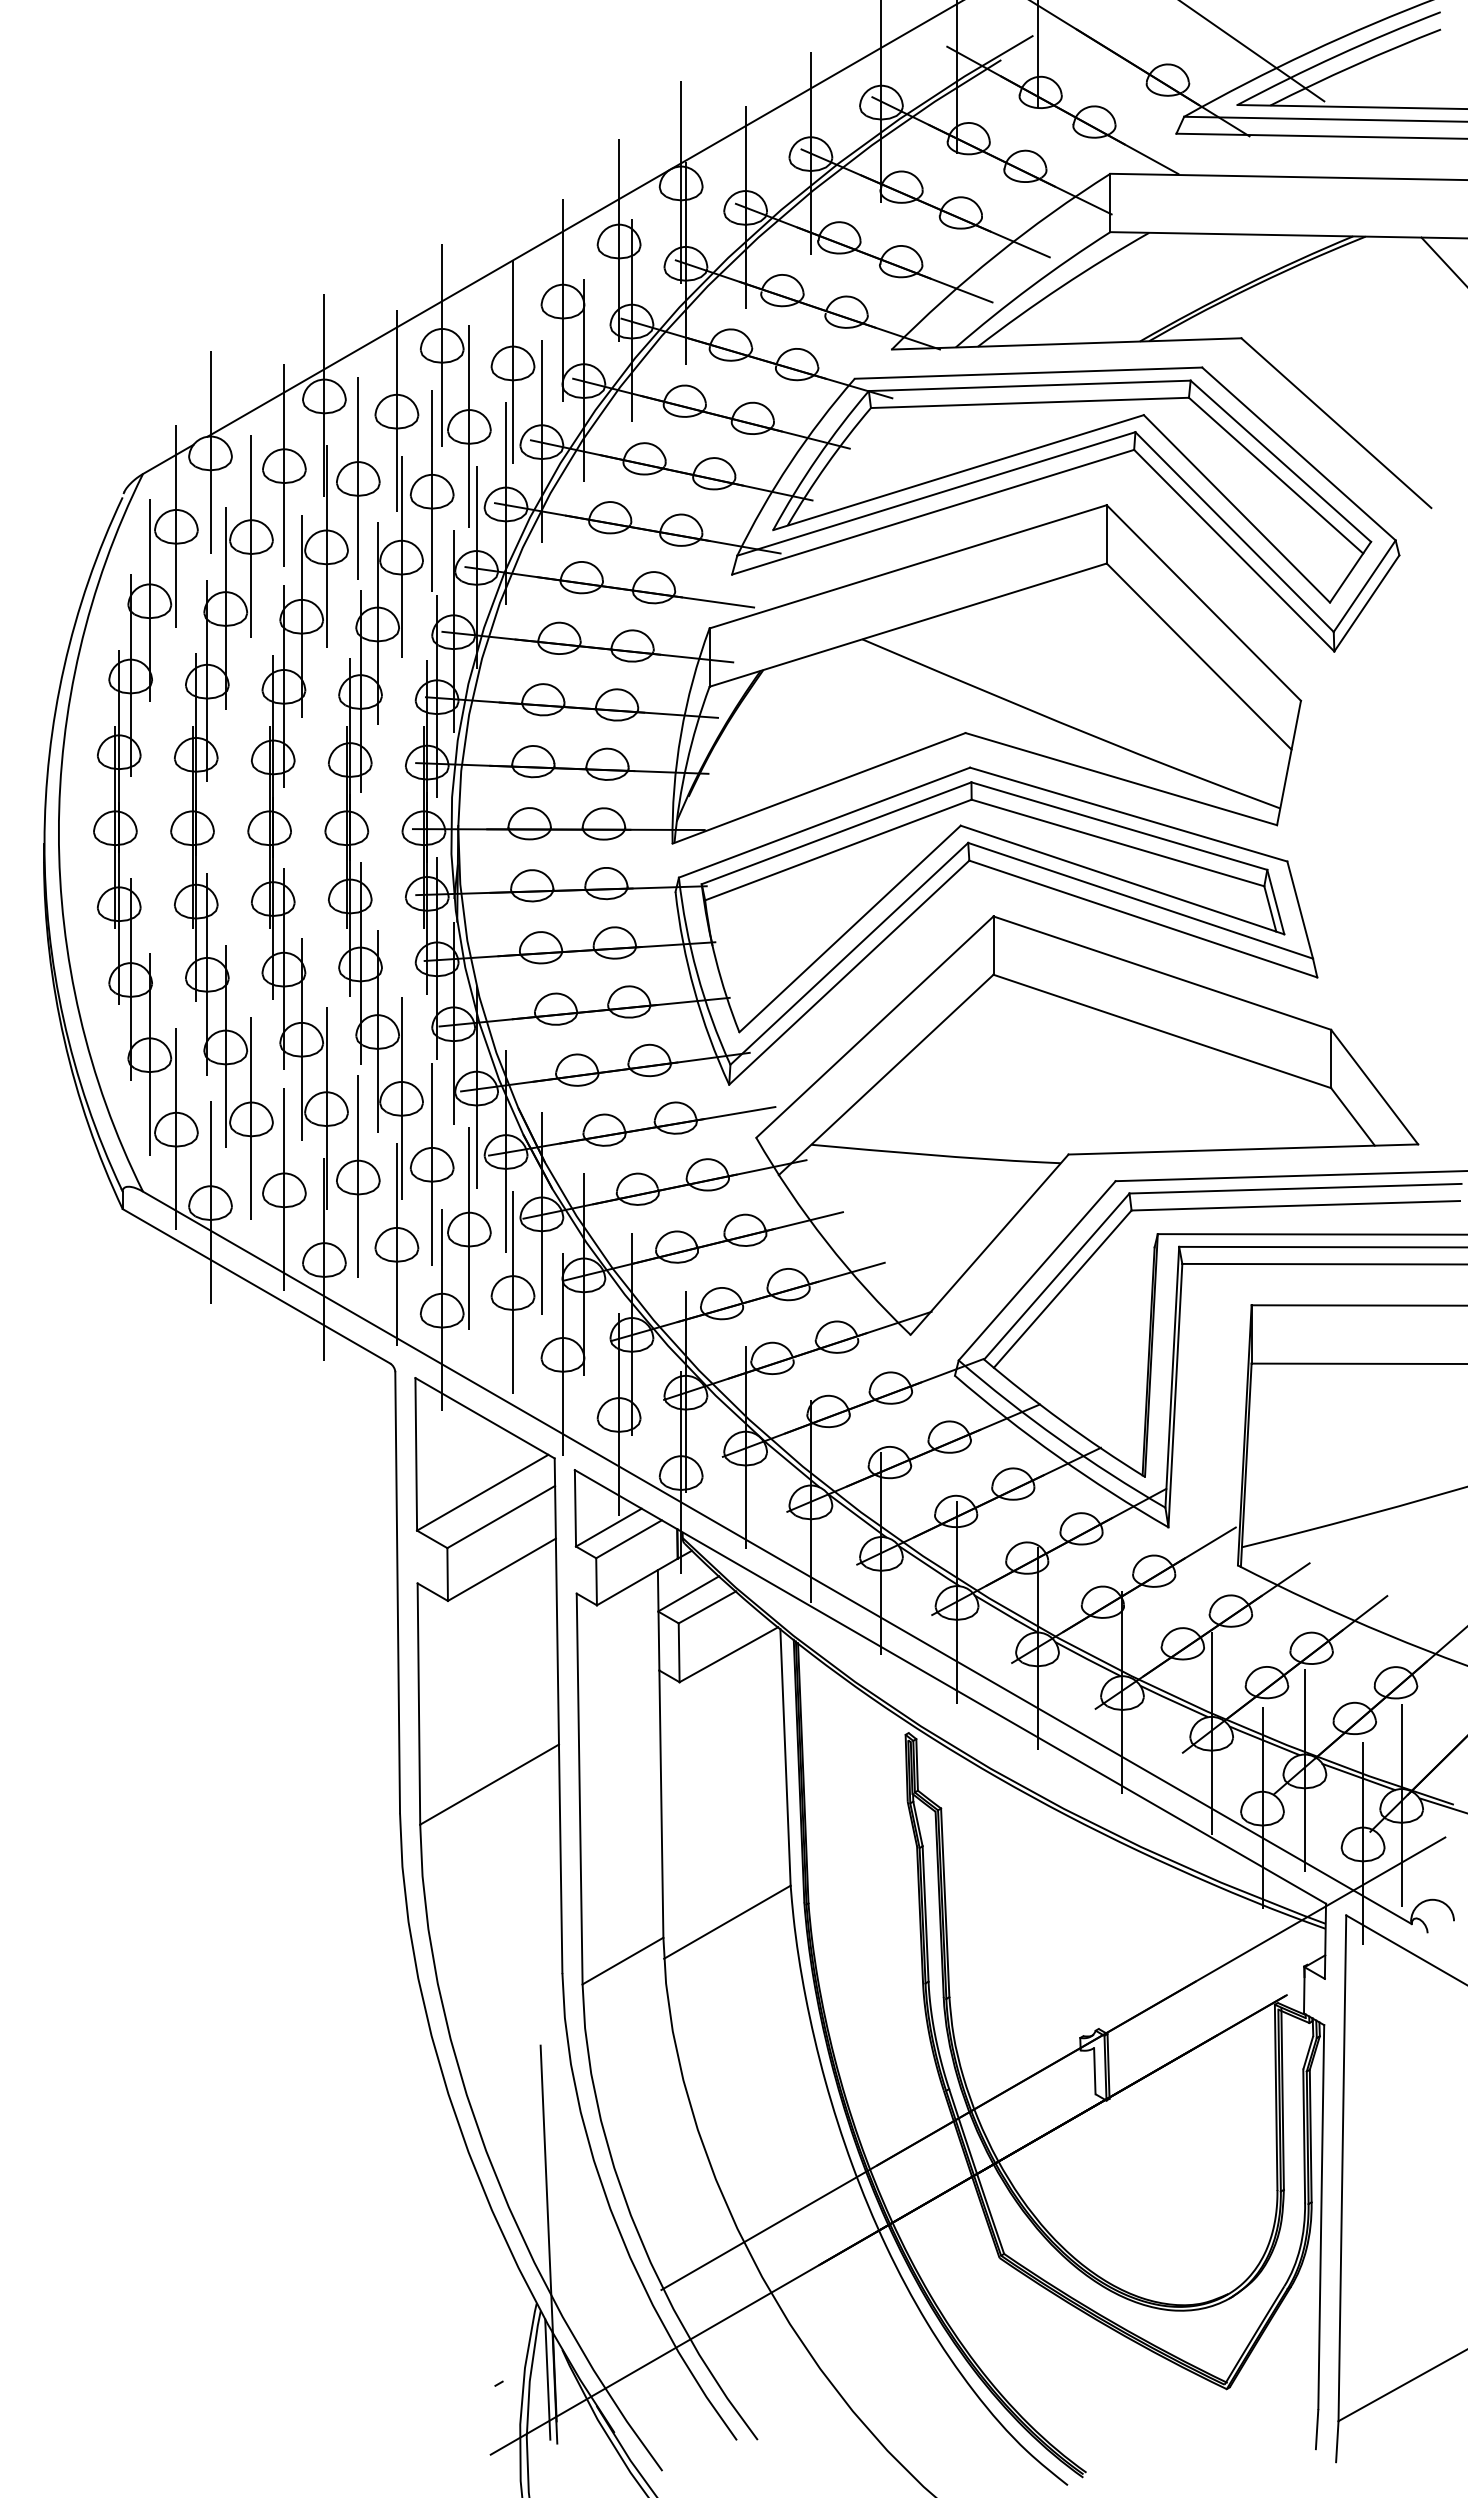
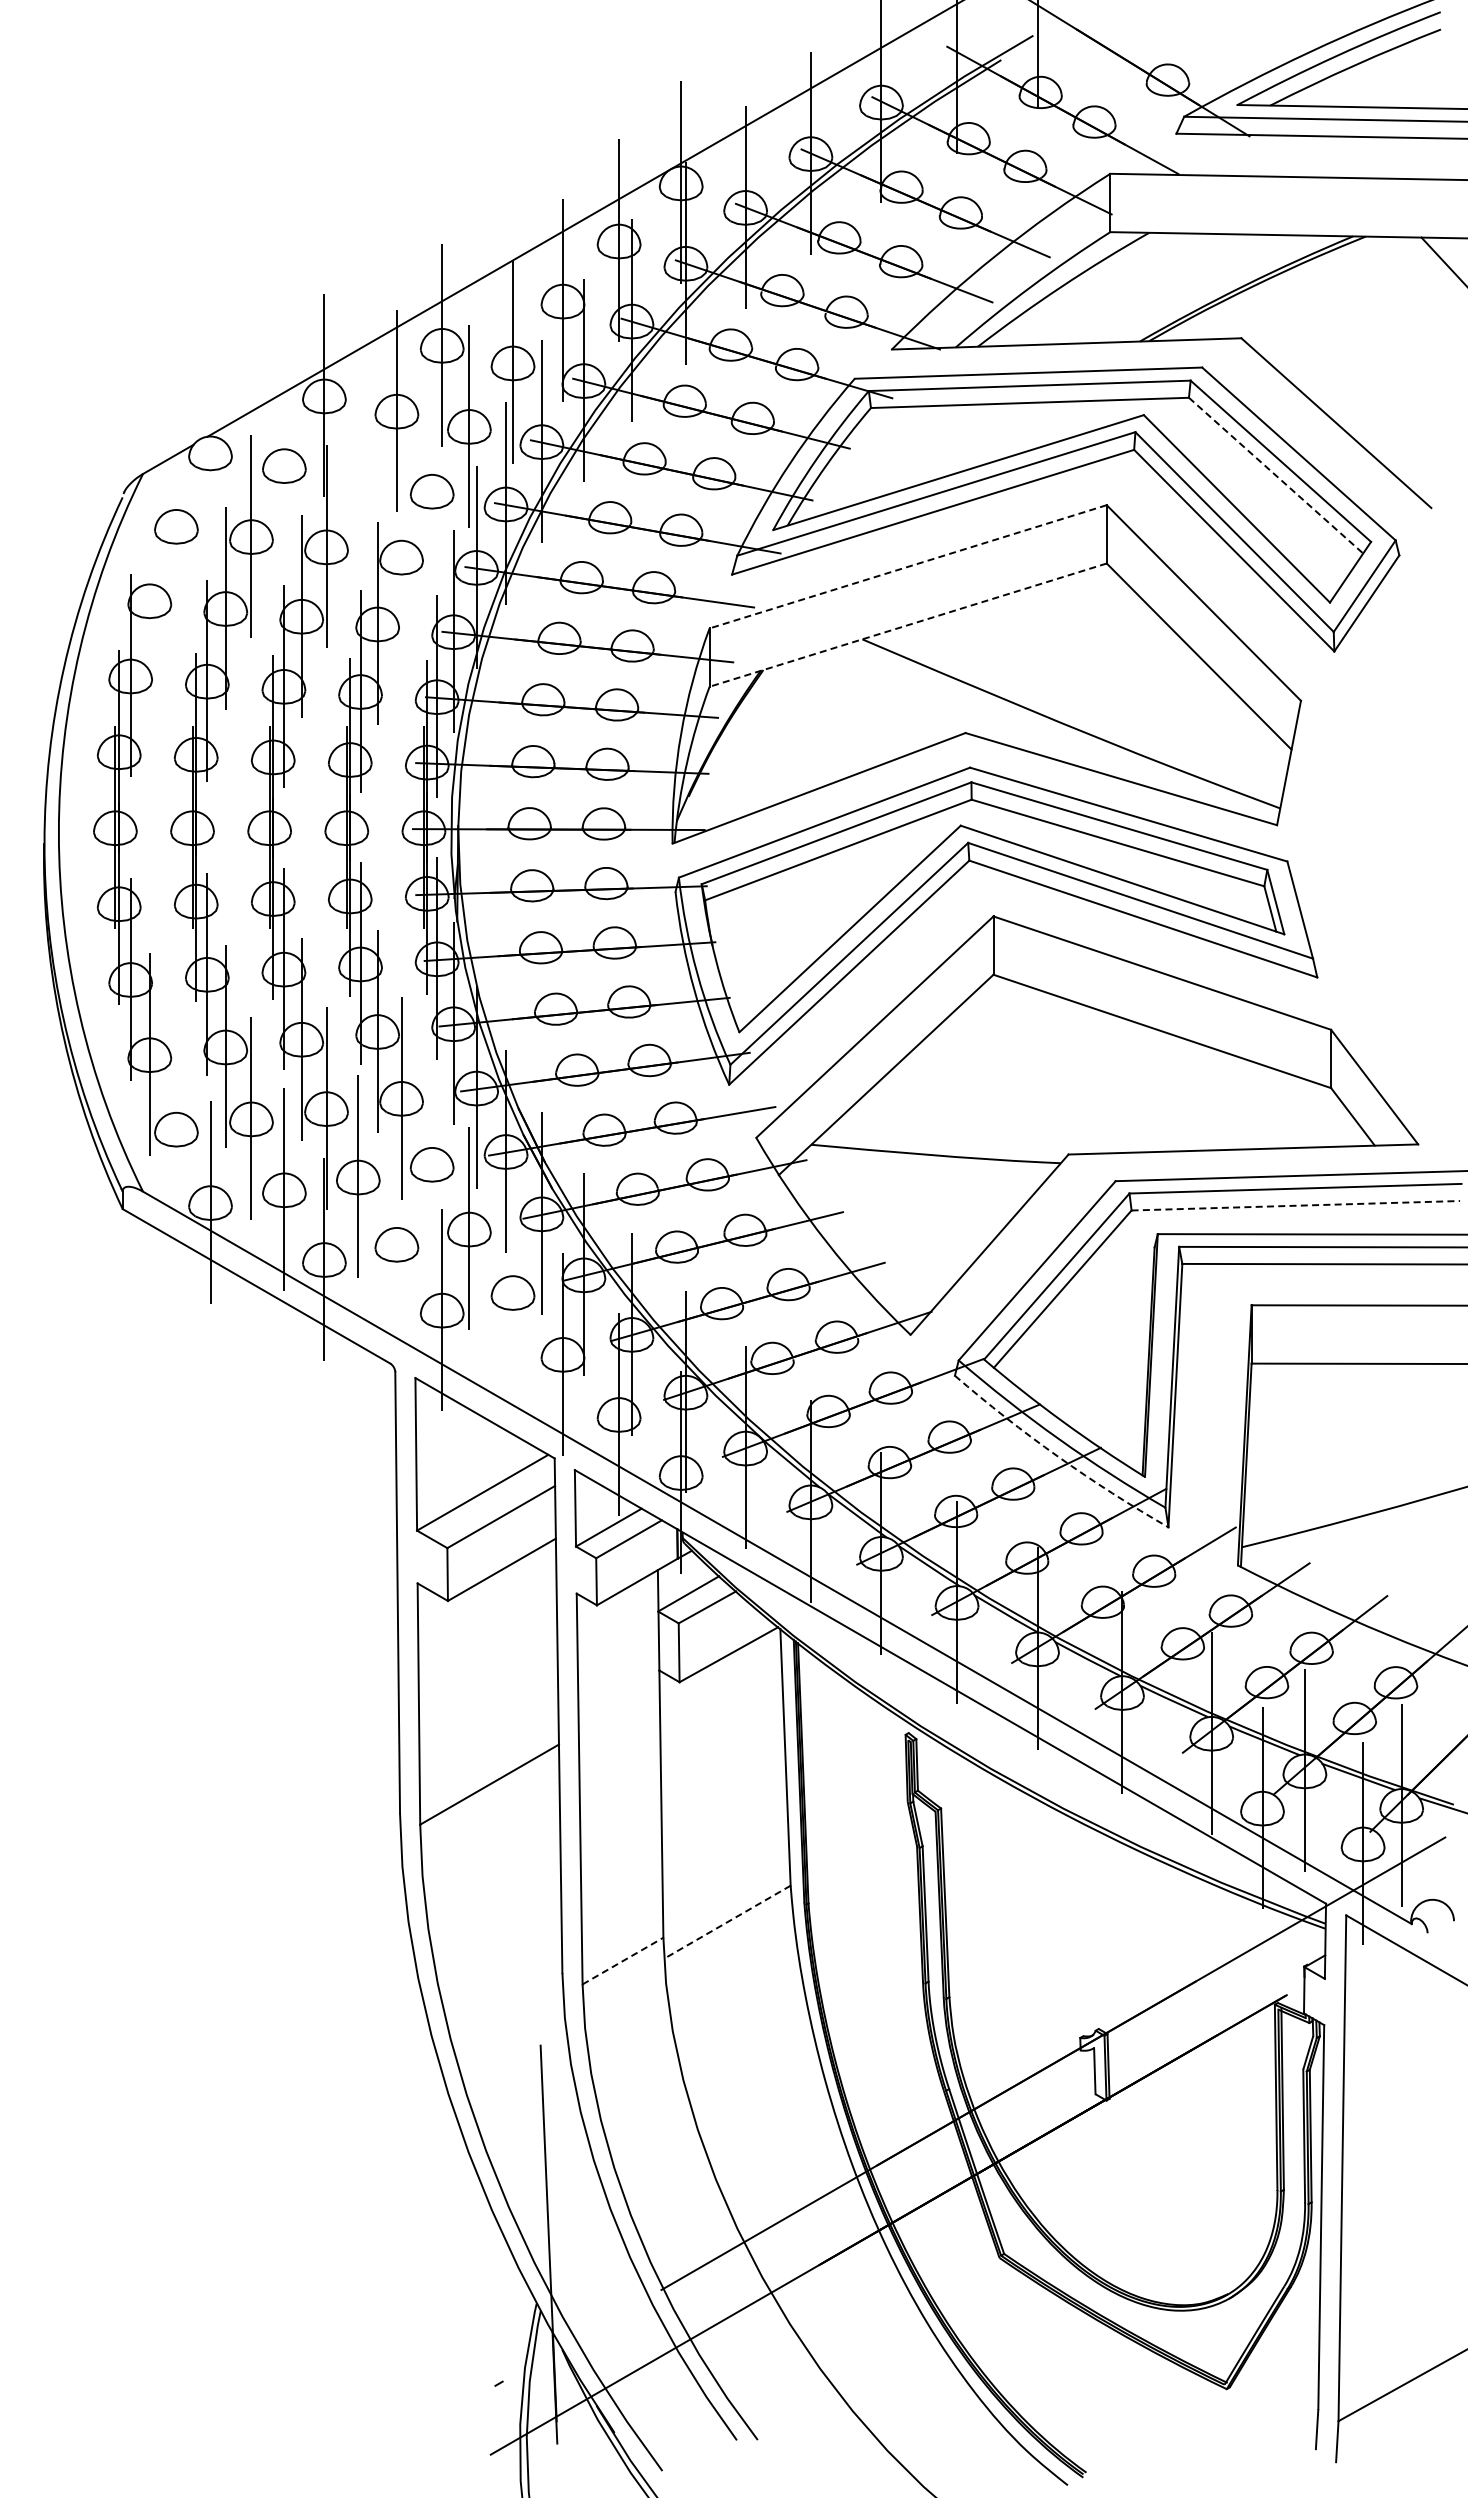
line: present -> none (1253, 51)
line: present -> none (210, 452)
line: present -> none (284, 465)
line: solid -> dashed (1276, 475)
part: present -> none (358, 478)
line: present -> none (432, 490)
line: present -> none (176, 525)
line: present -> none (401, 556)
line: solid -> dashed (908, 566)
line: present -> none (149, 600)
line: solid -> dashed (908, 625)
line: present -> none (176, 1128)
line: present -> none (432, 1163)
line: solid -> dashed (1296, 1205)
line: present -> none (396, 1243)
line: present -> none (513, 1291)
arc: solid -> dashed (1058, 1456)
line: solid -> dashed (726, 1922)
line: solid -> dashed (623, 1961)
line: present -> none (547, 2379)
